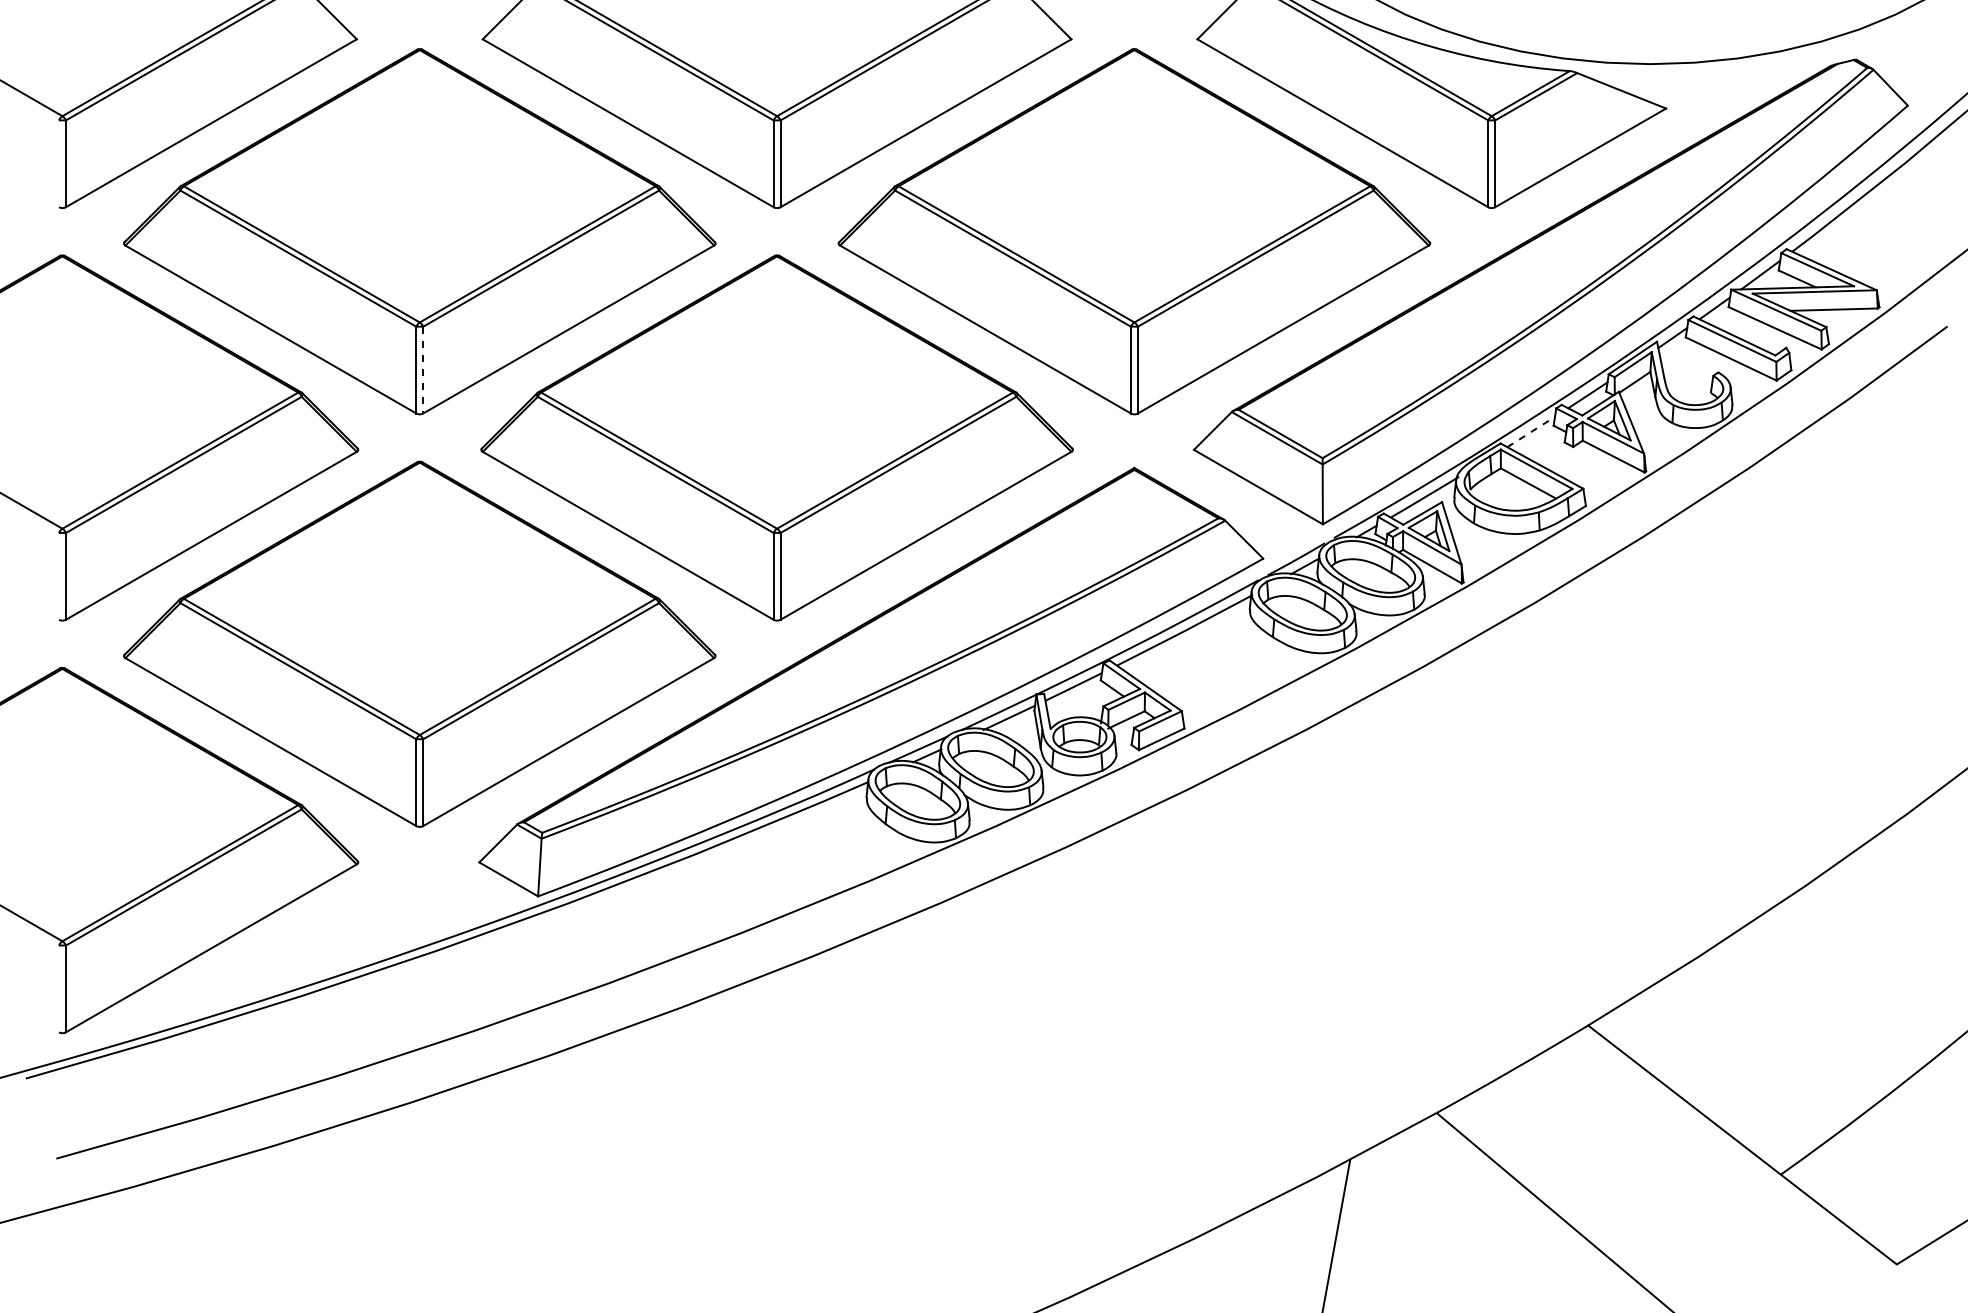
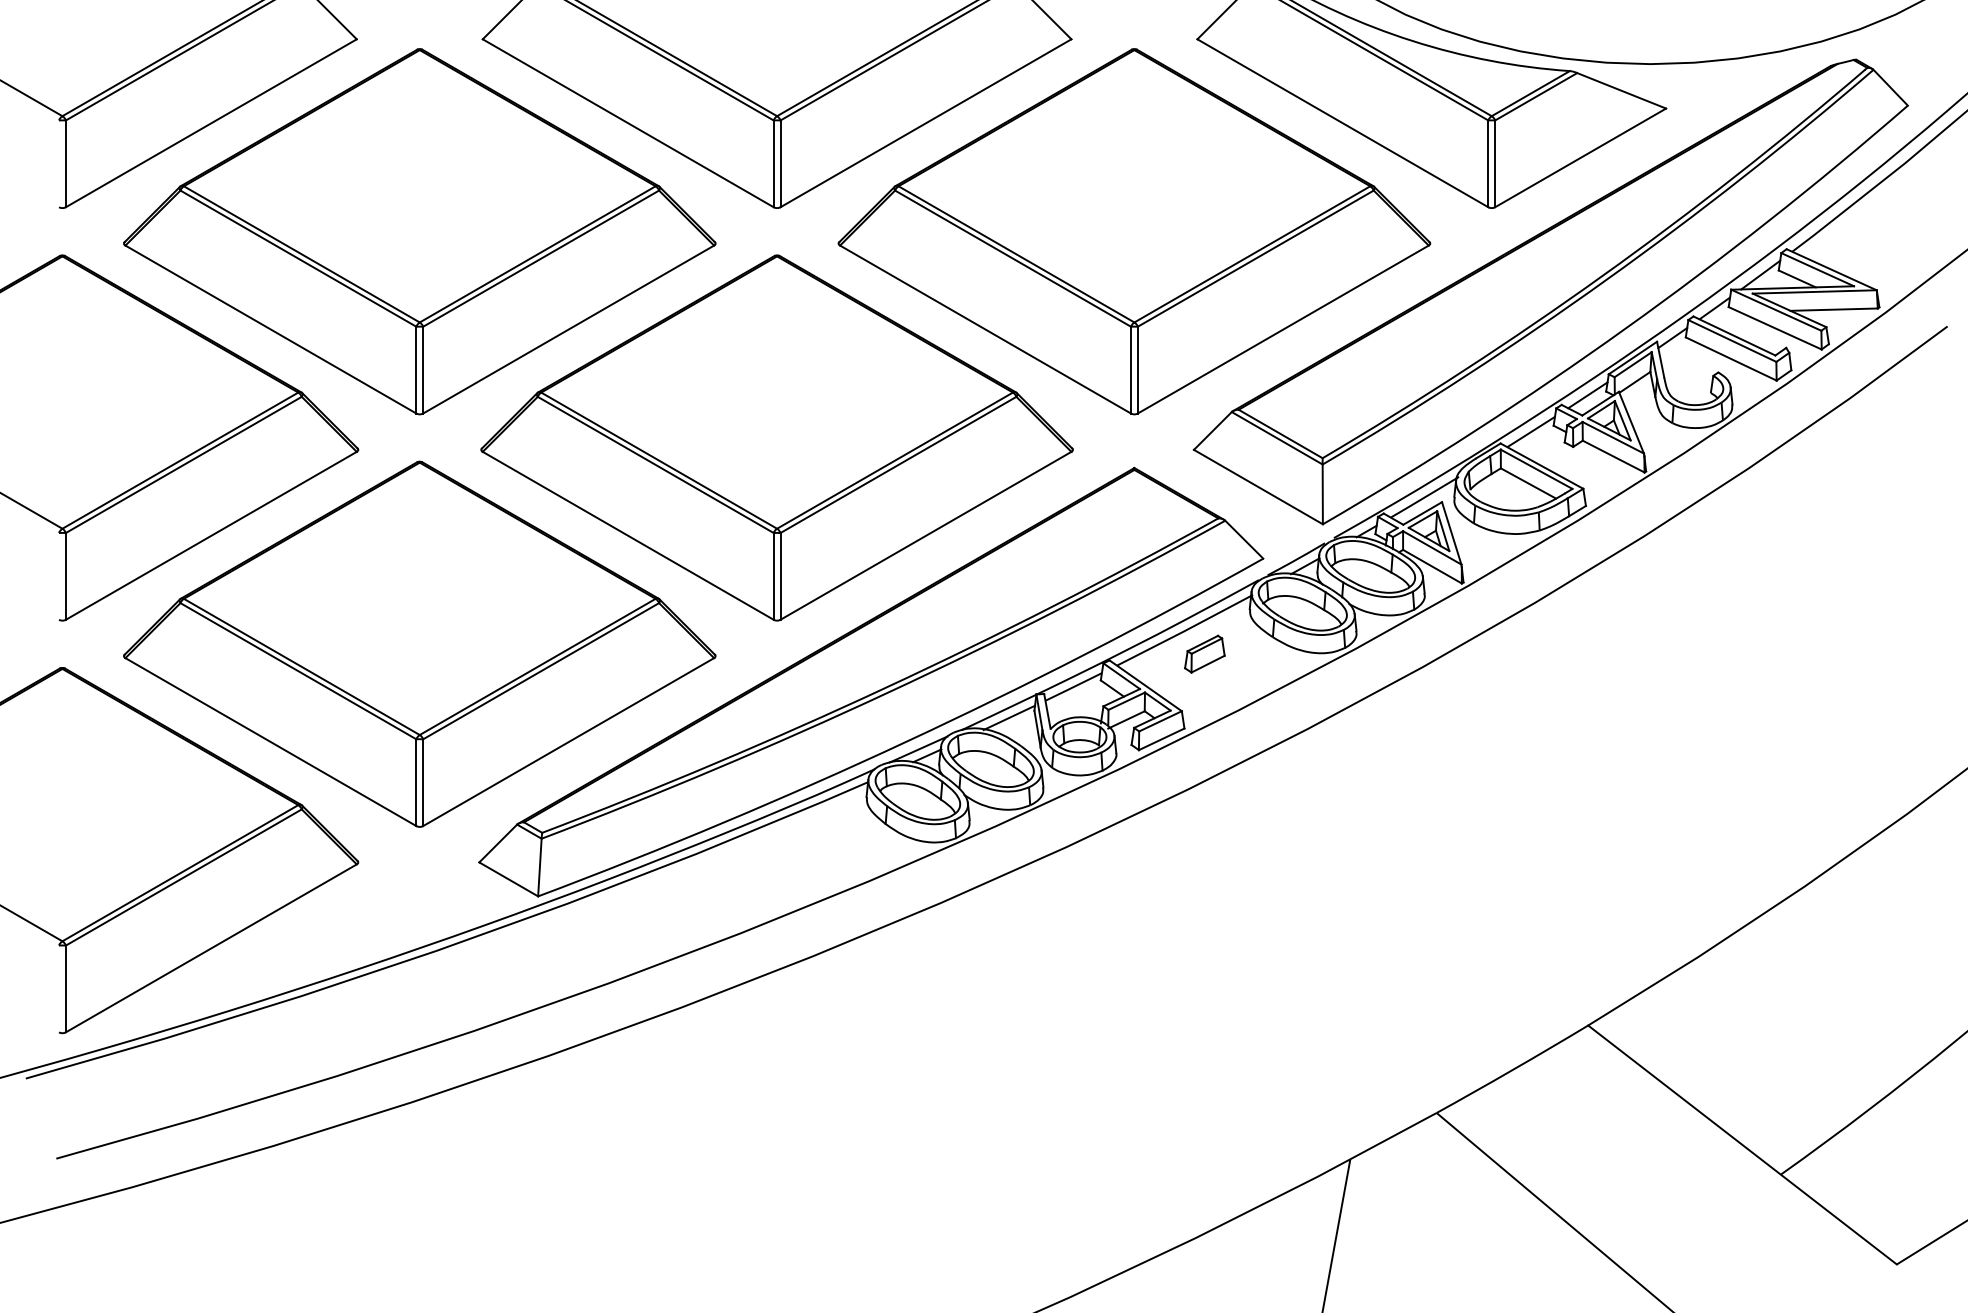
line: dashed -> solid (423, 370)
line: dashed -> solid (1531, 432)
part: none -> present (1204, 653)
